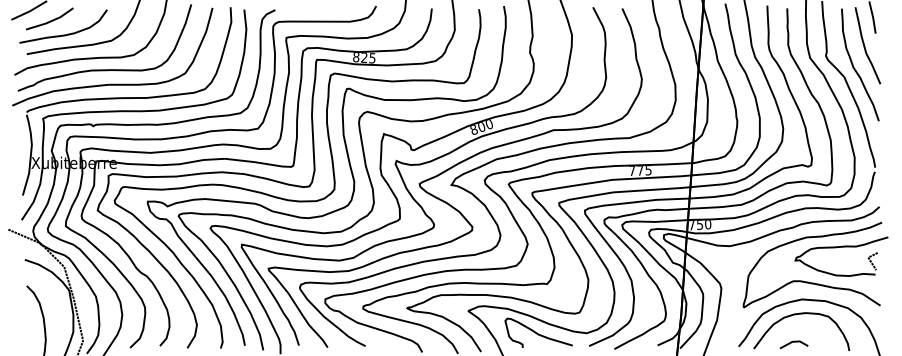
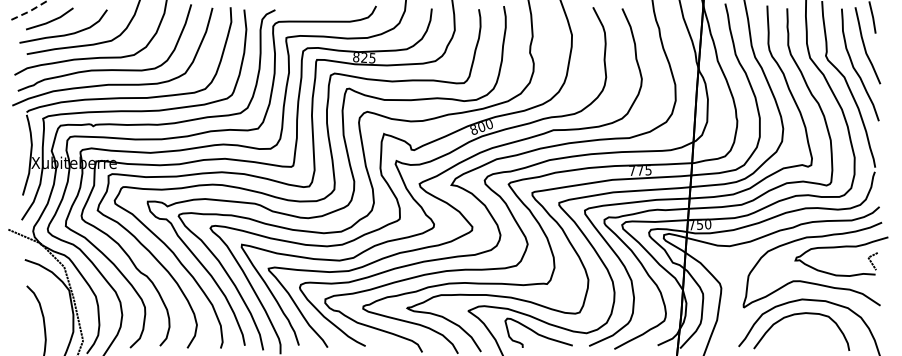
line: solid -> dashed (30, 11)
line: present -> none (793, 342)
